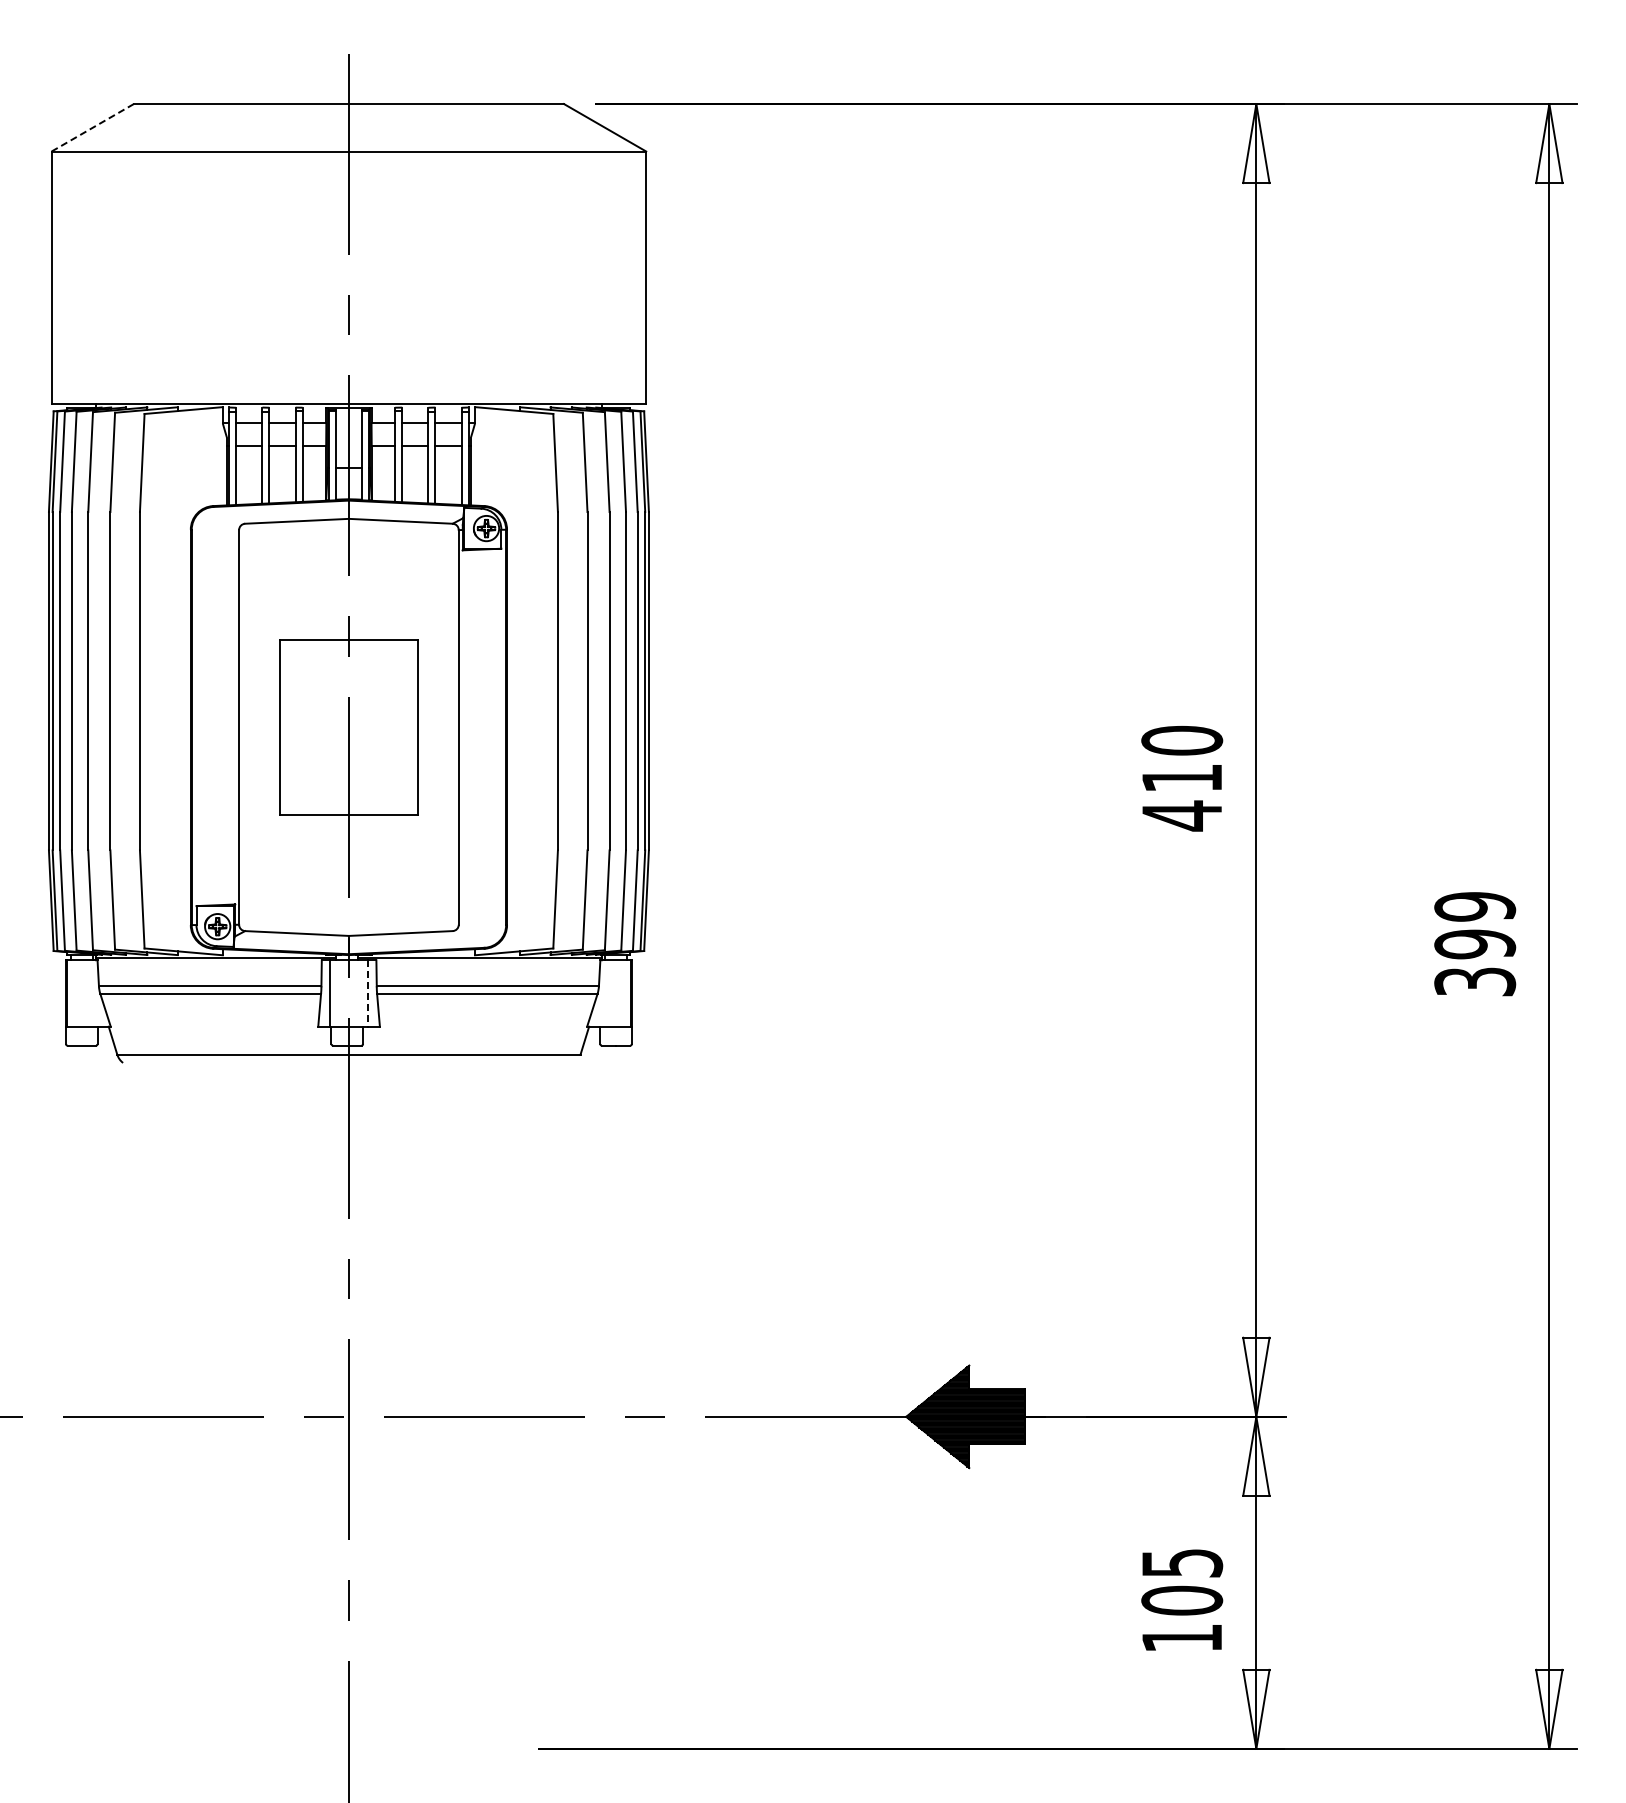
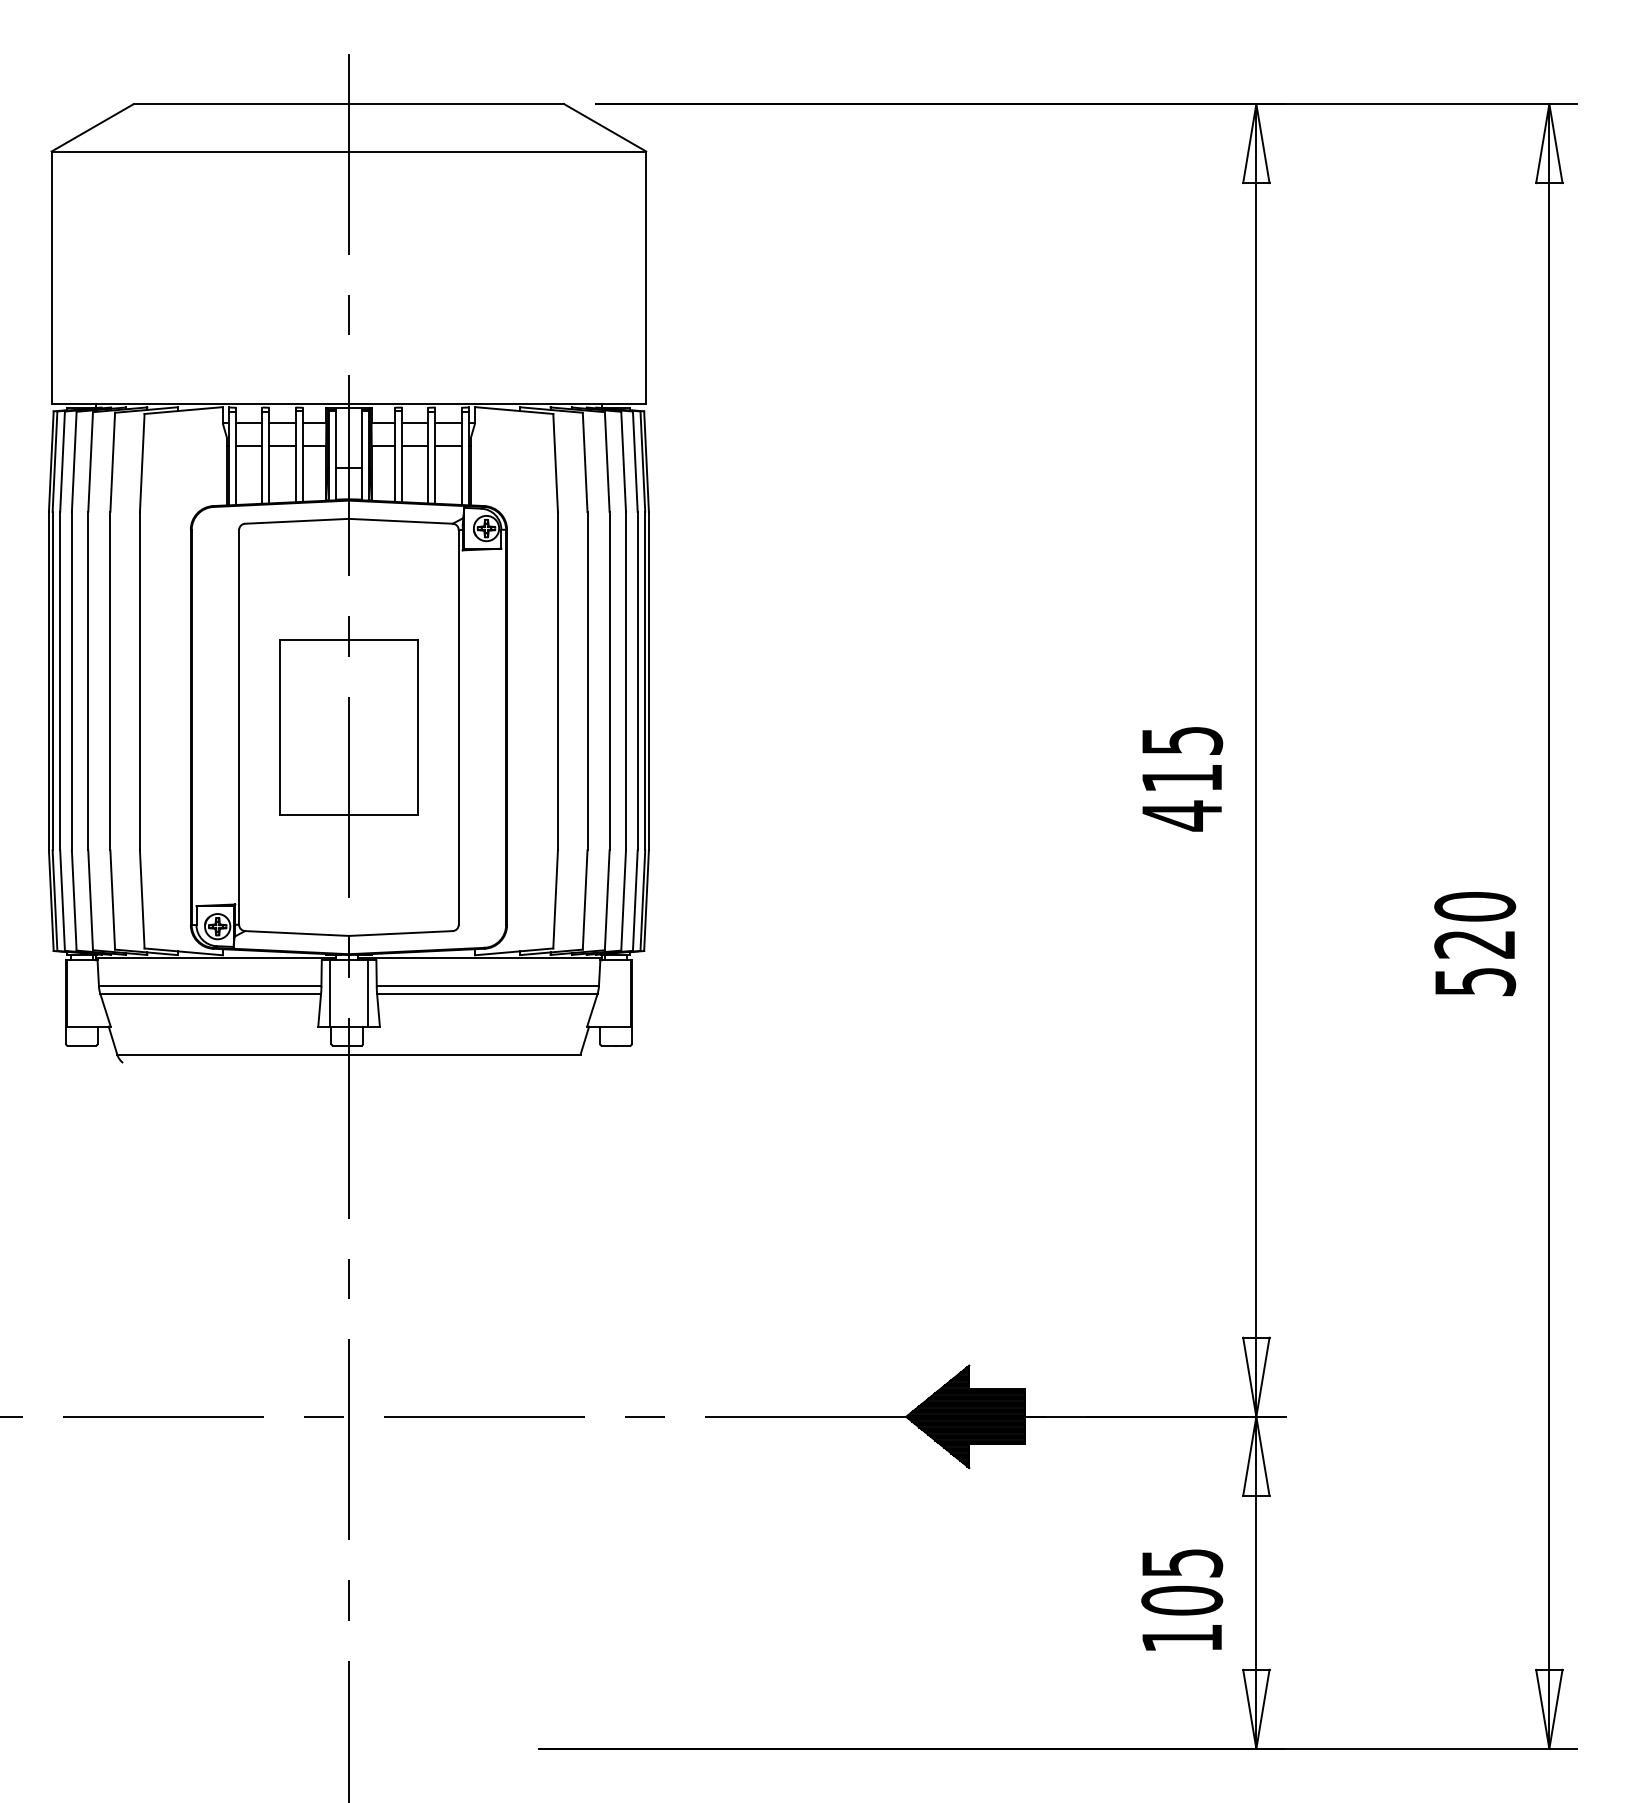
line: dashed -> solid (93, 127)
text: 410 -> 415 (1182, 740)
text: 399 -> 520 (1475, 943)
line: dashed -> solid (368, 993)
